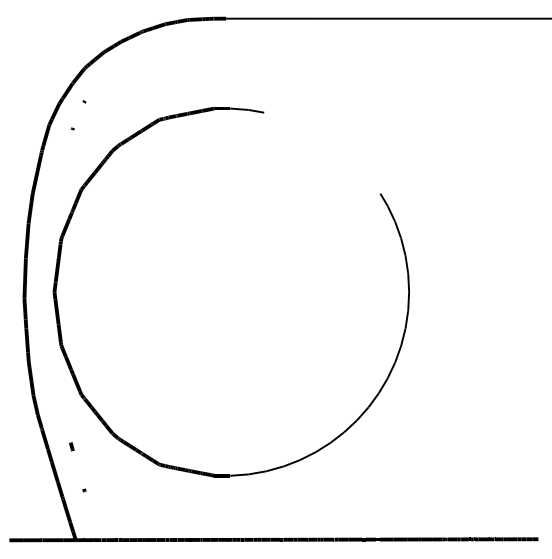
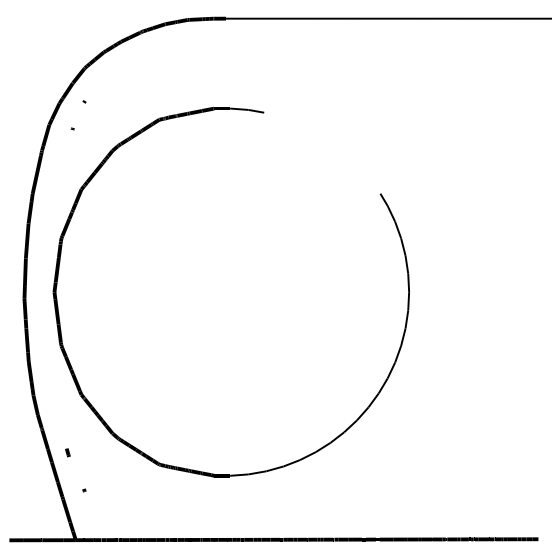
part position: (71, 446) -> (67, 452) (67, 452)
